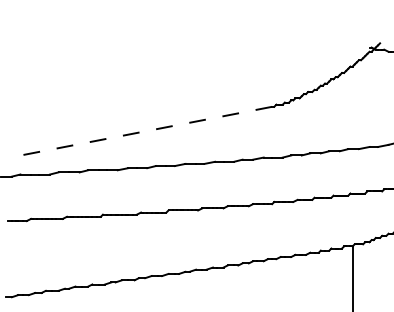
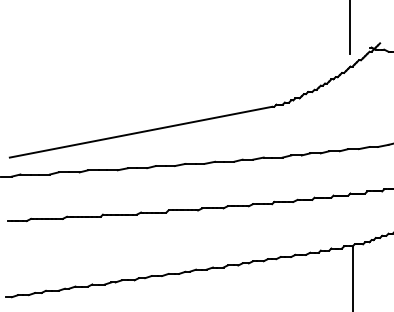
line: none -> present (350, 27)
line: dashed -> solid (141, 132)
